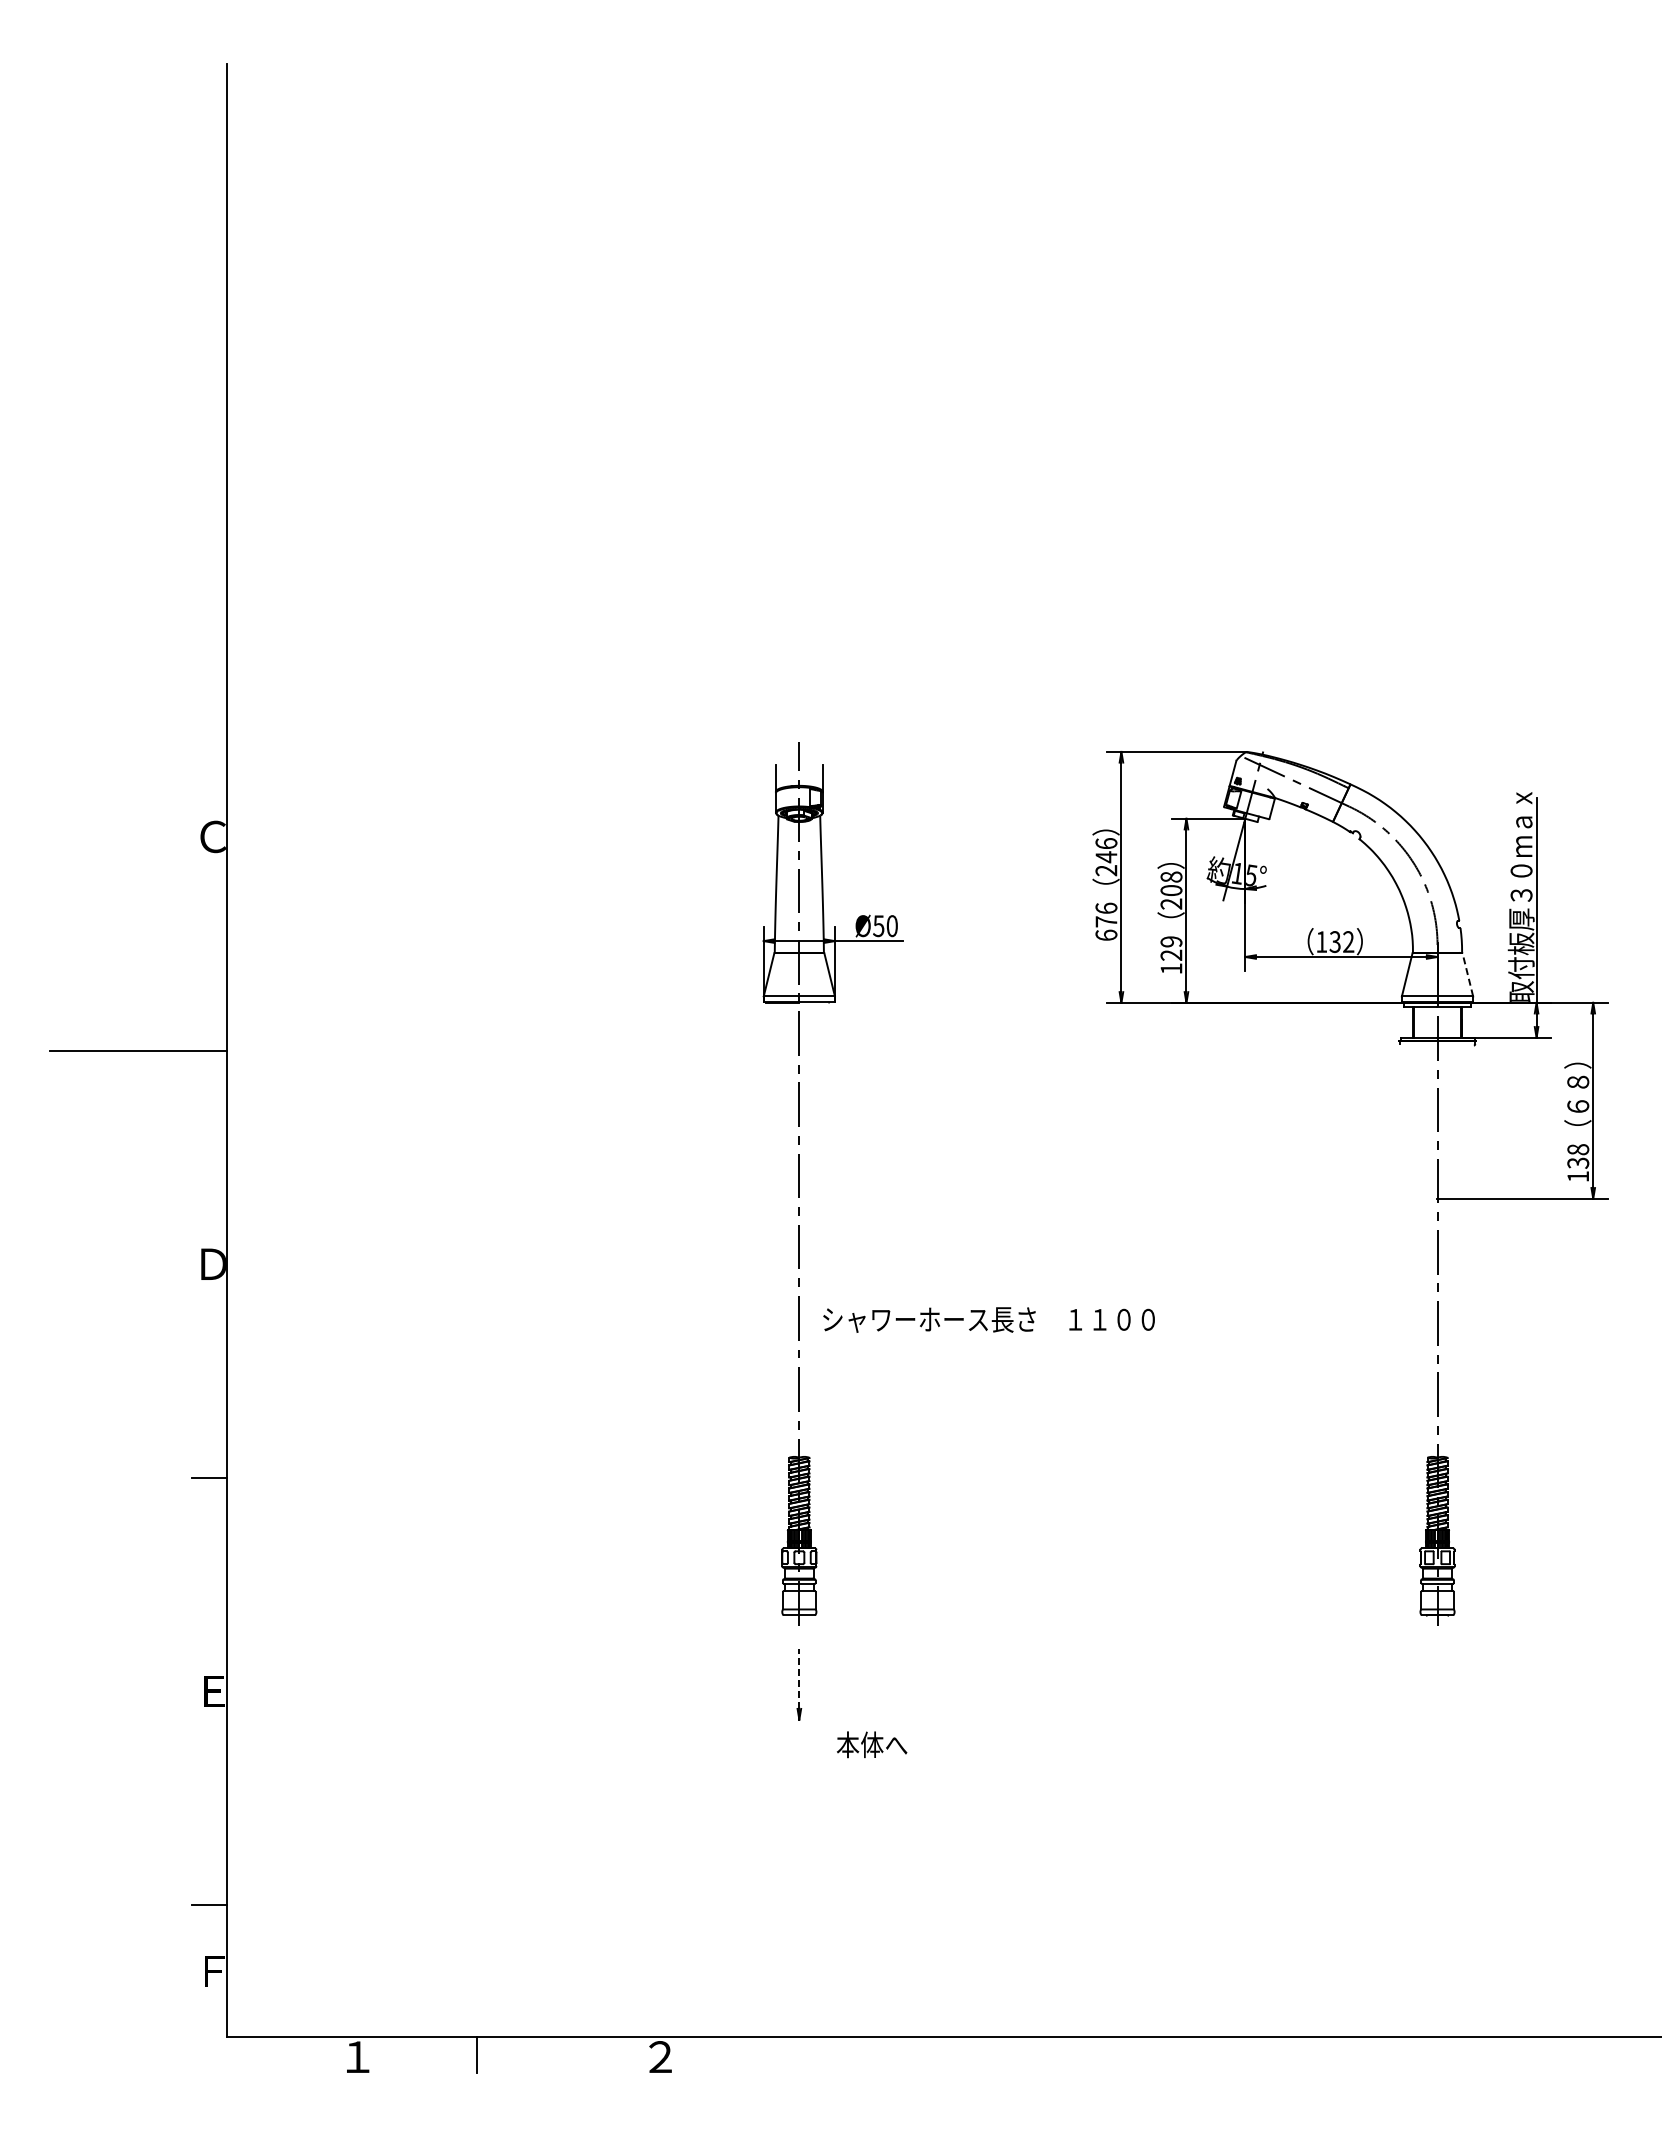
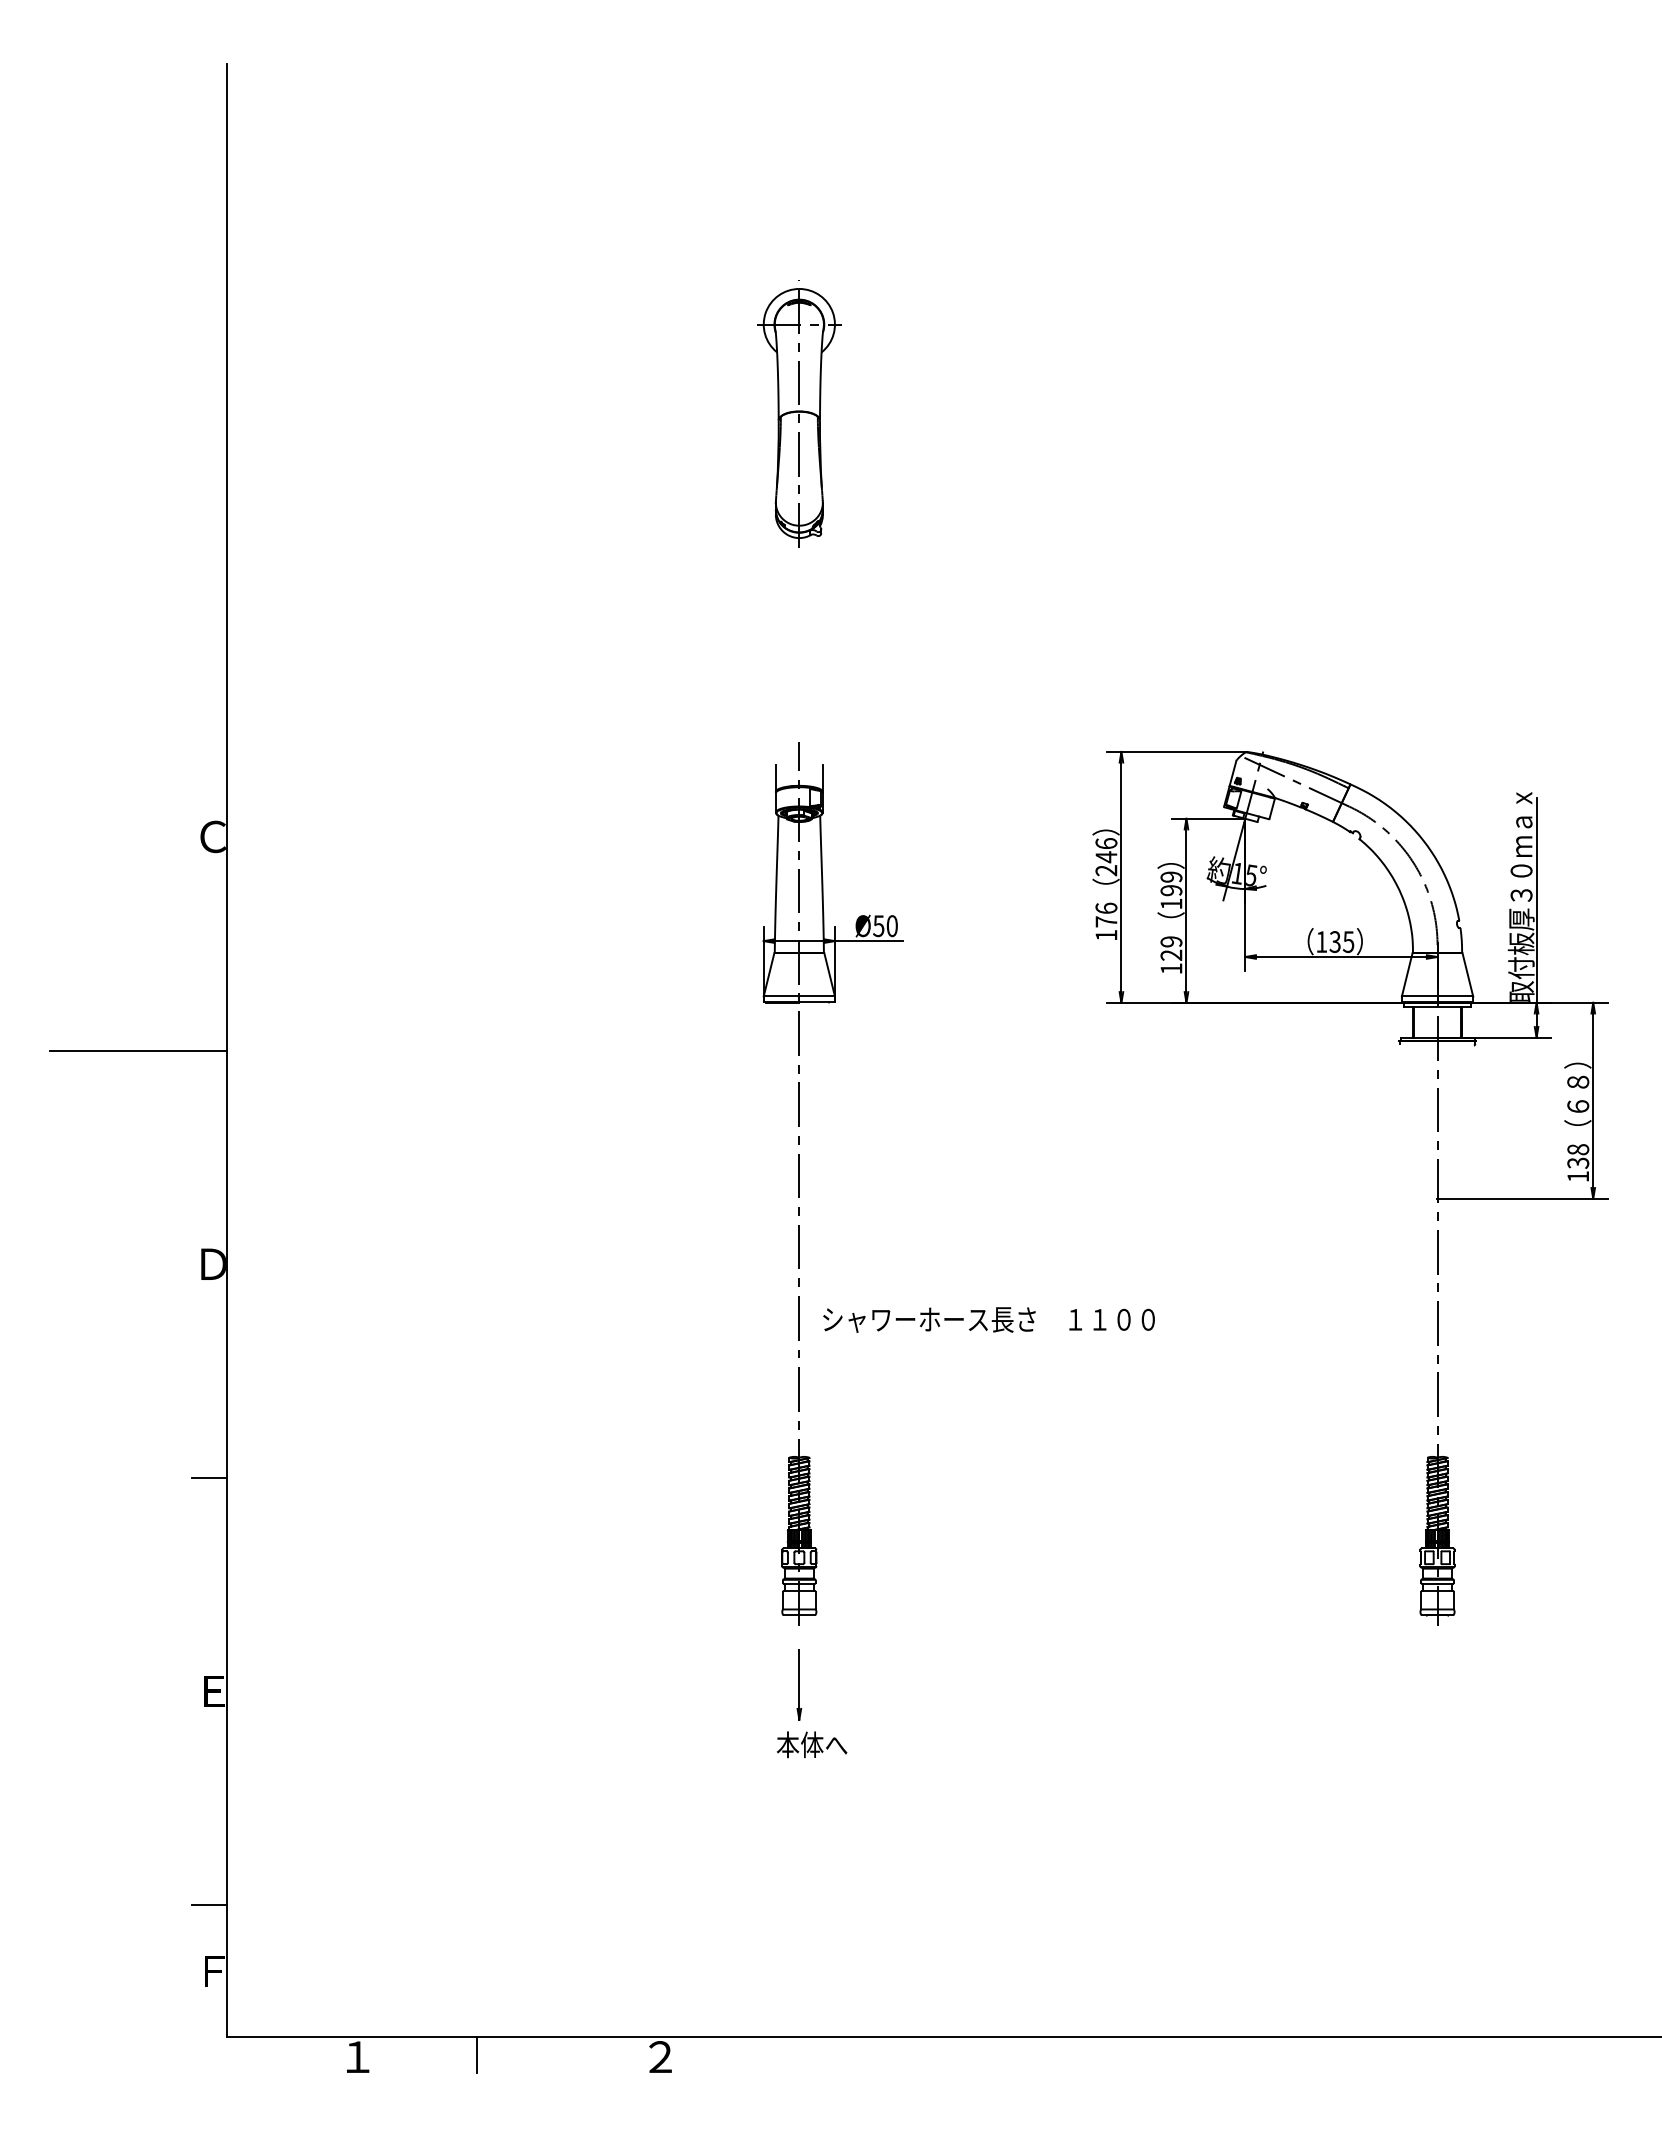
part: none -> present (799, 413)
text: 208 -> 199 (1171, 890)
text: 676 -> 176 (1106, 934)
text: 132 -> 135 (1348, 942)
line: dashed -> solid (1467, 974)
line: dashed -> solid (799, 1679)
text position: (872, 1744) -> (812, 1744) (812, 1744)
